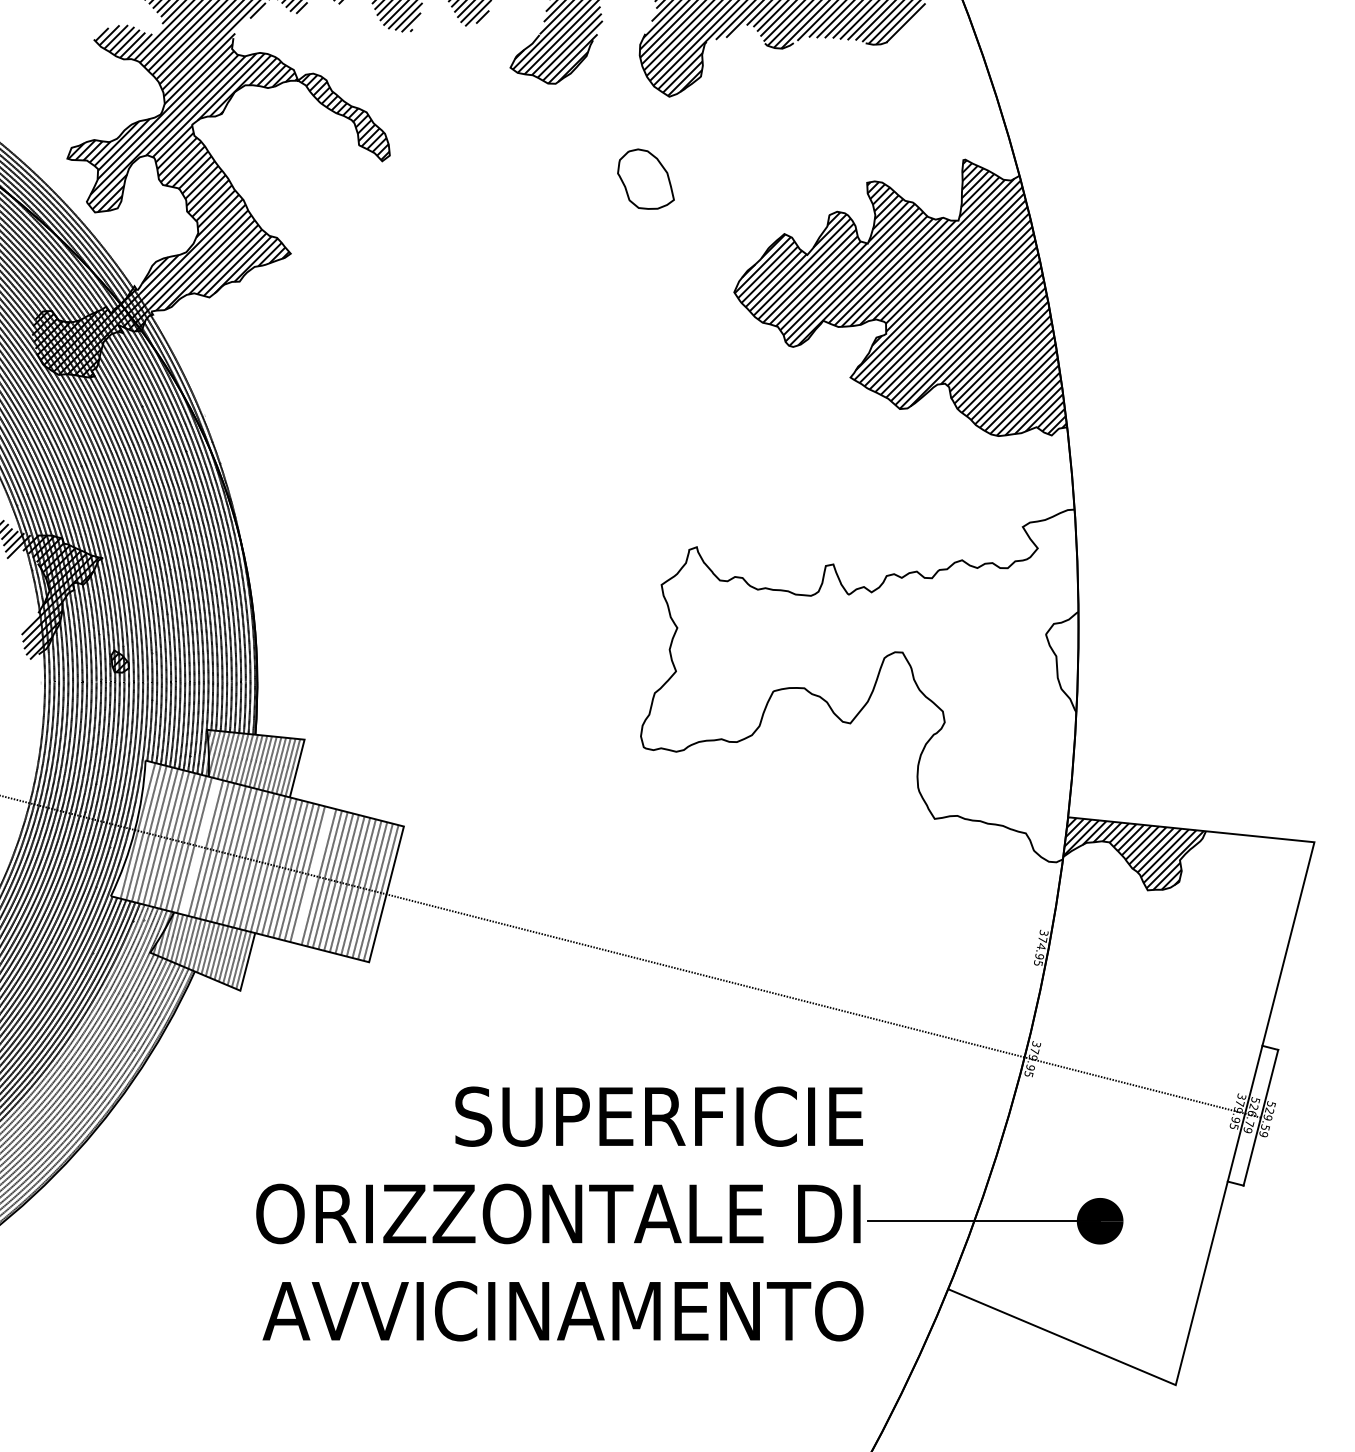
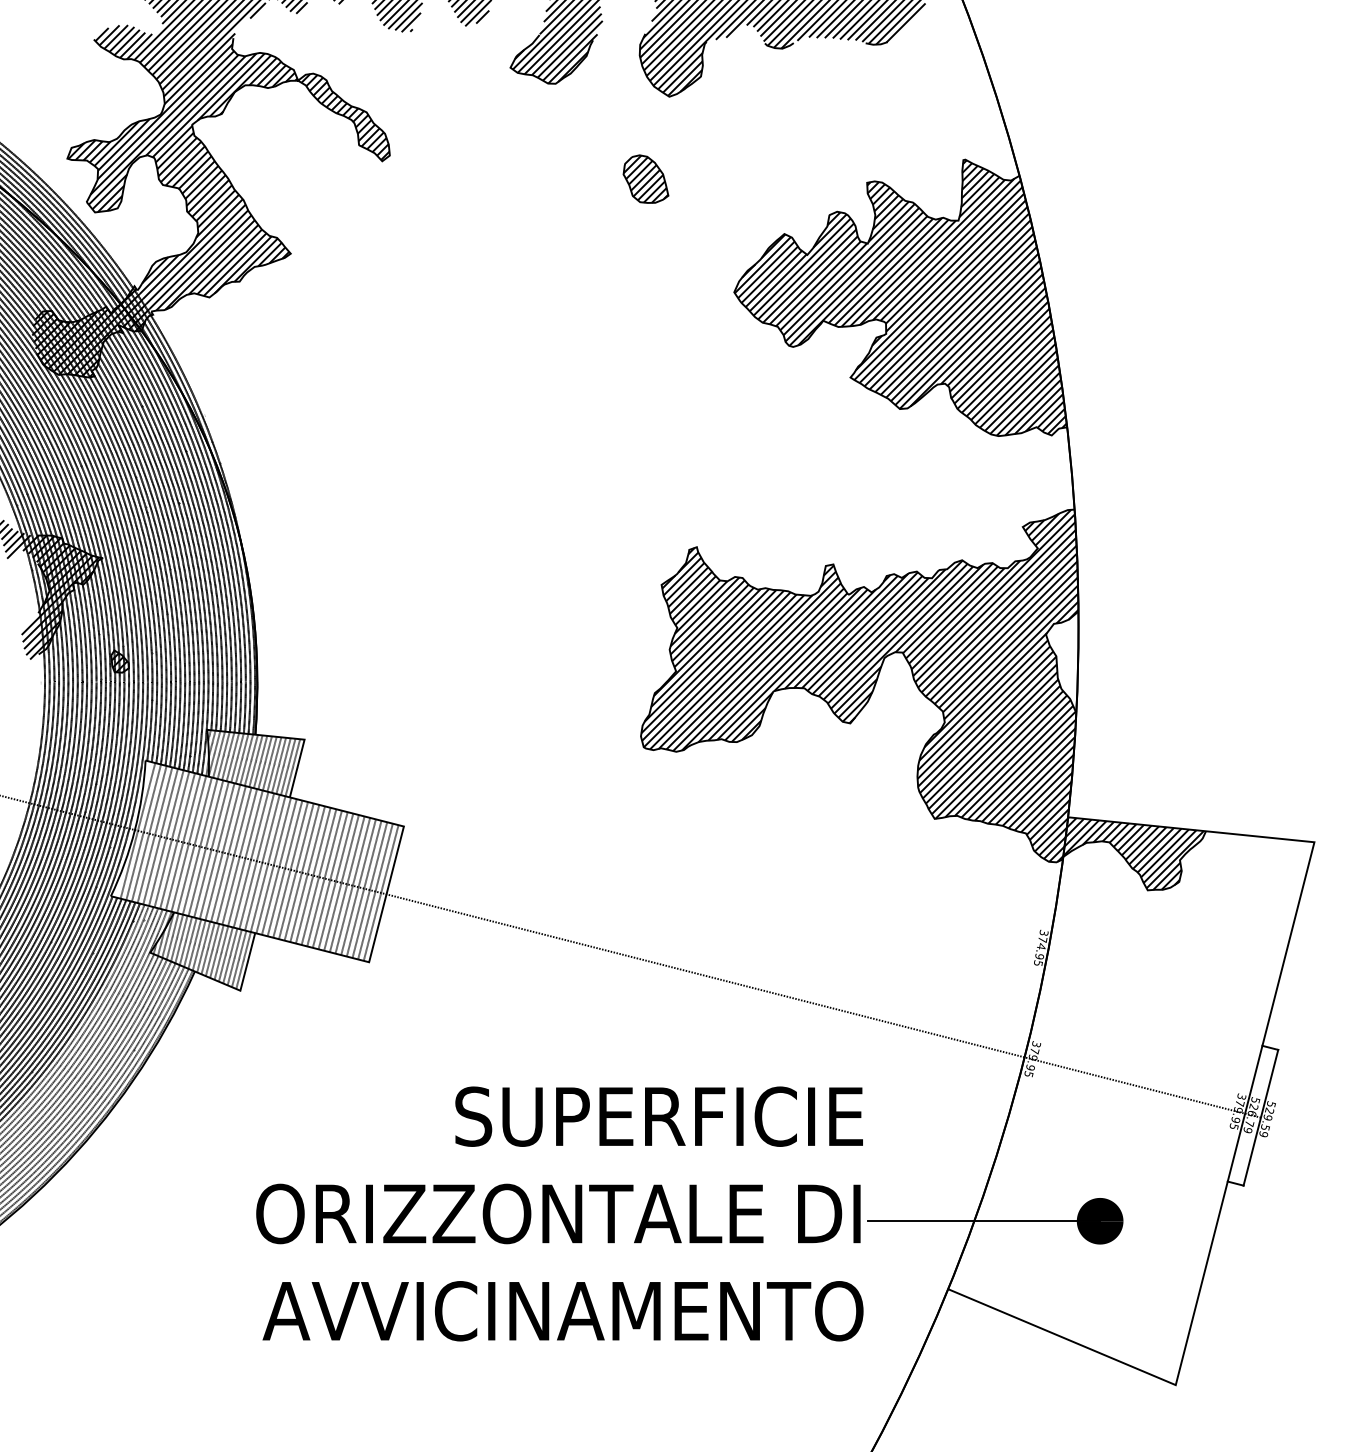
part size: 58x62 px -> 48x50 px (645, 178)
hatch: none -> present (859, 685)
line: none -> present (199, 846)
line: none -> present (312, 875)
